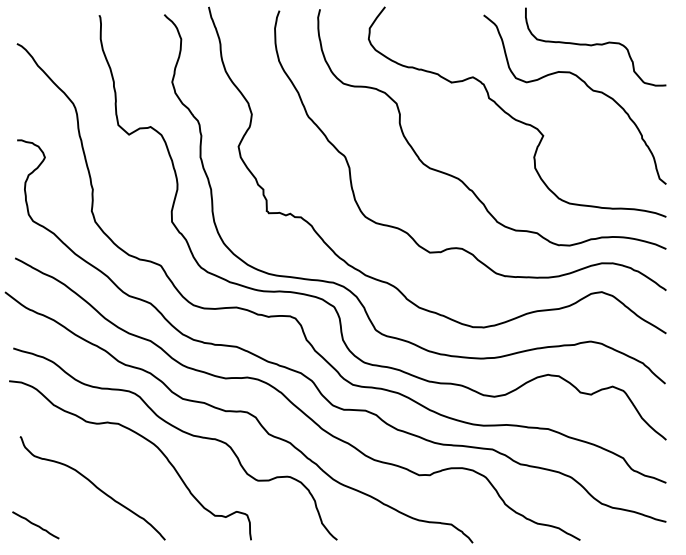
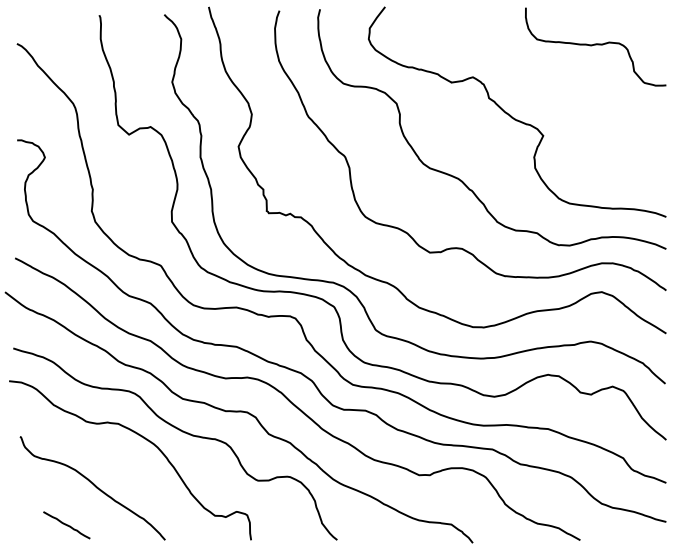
curve: present -> none (586, 86)
line position: (35, 525) -> (66, 525) (66, 525)
